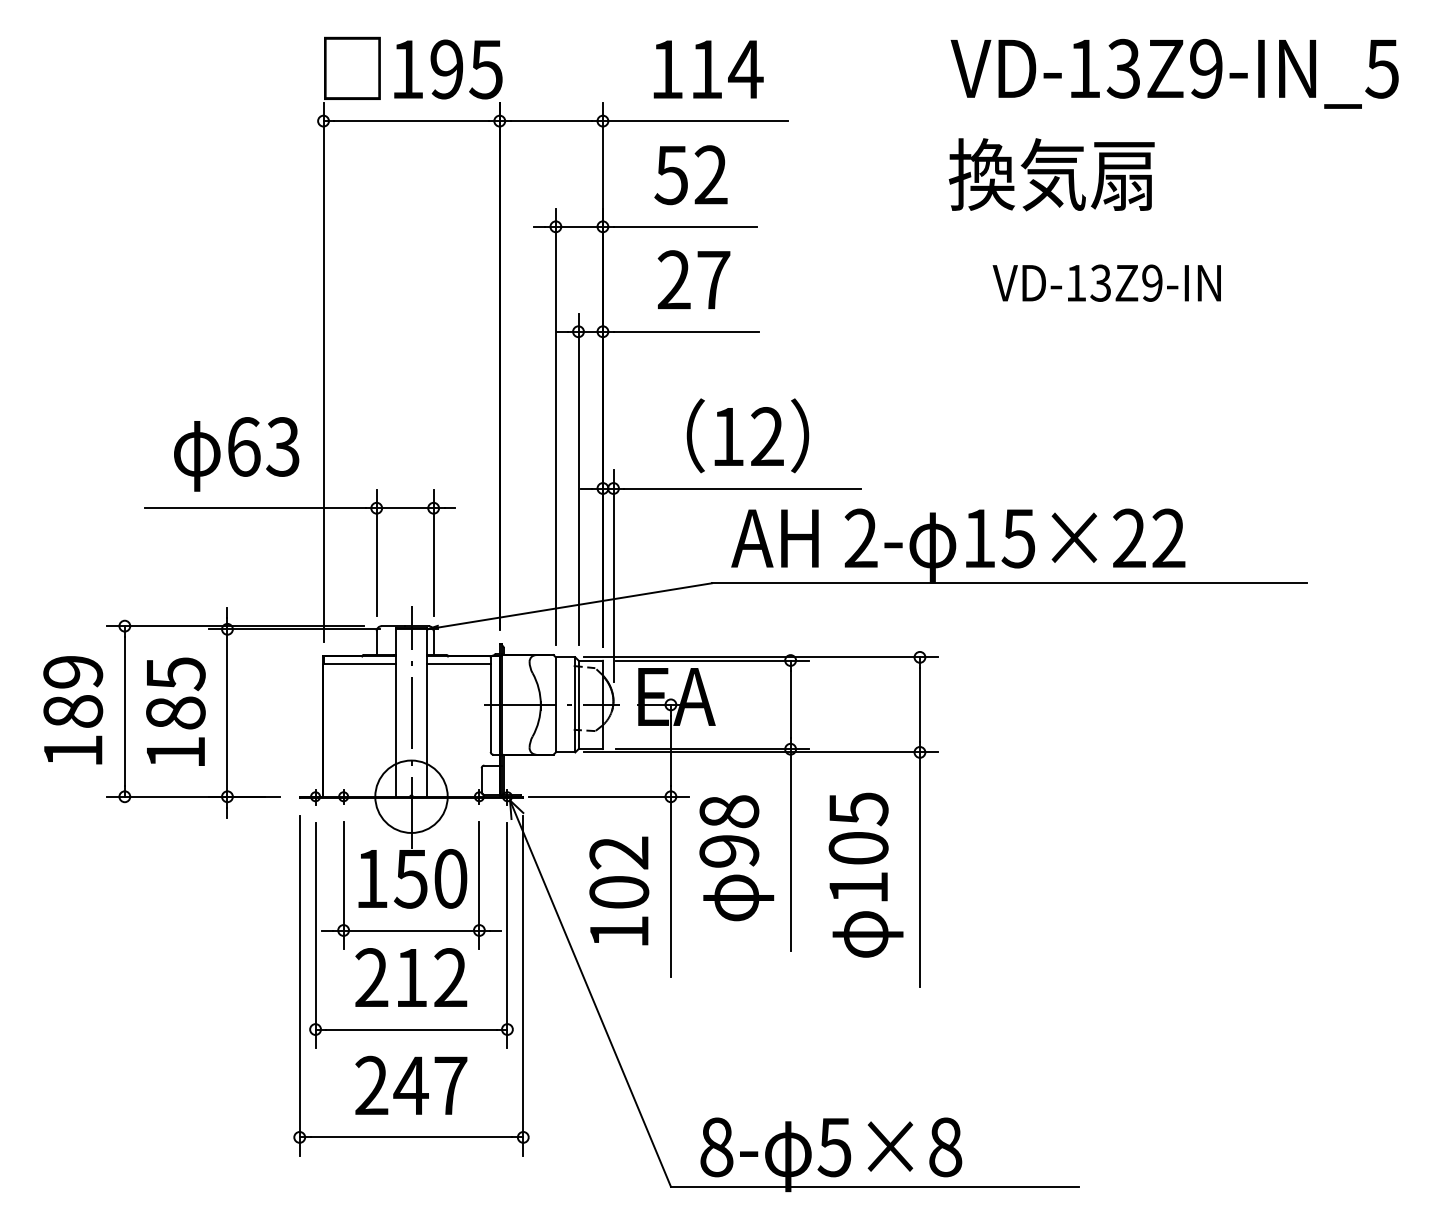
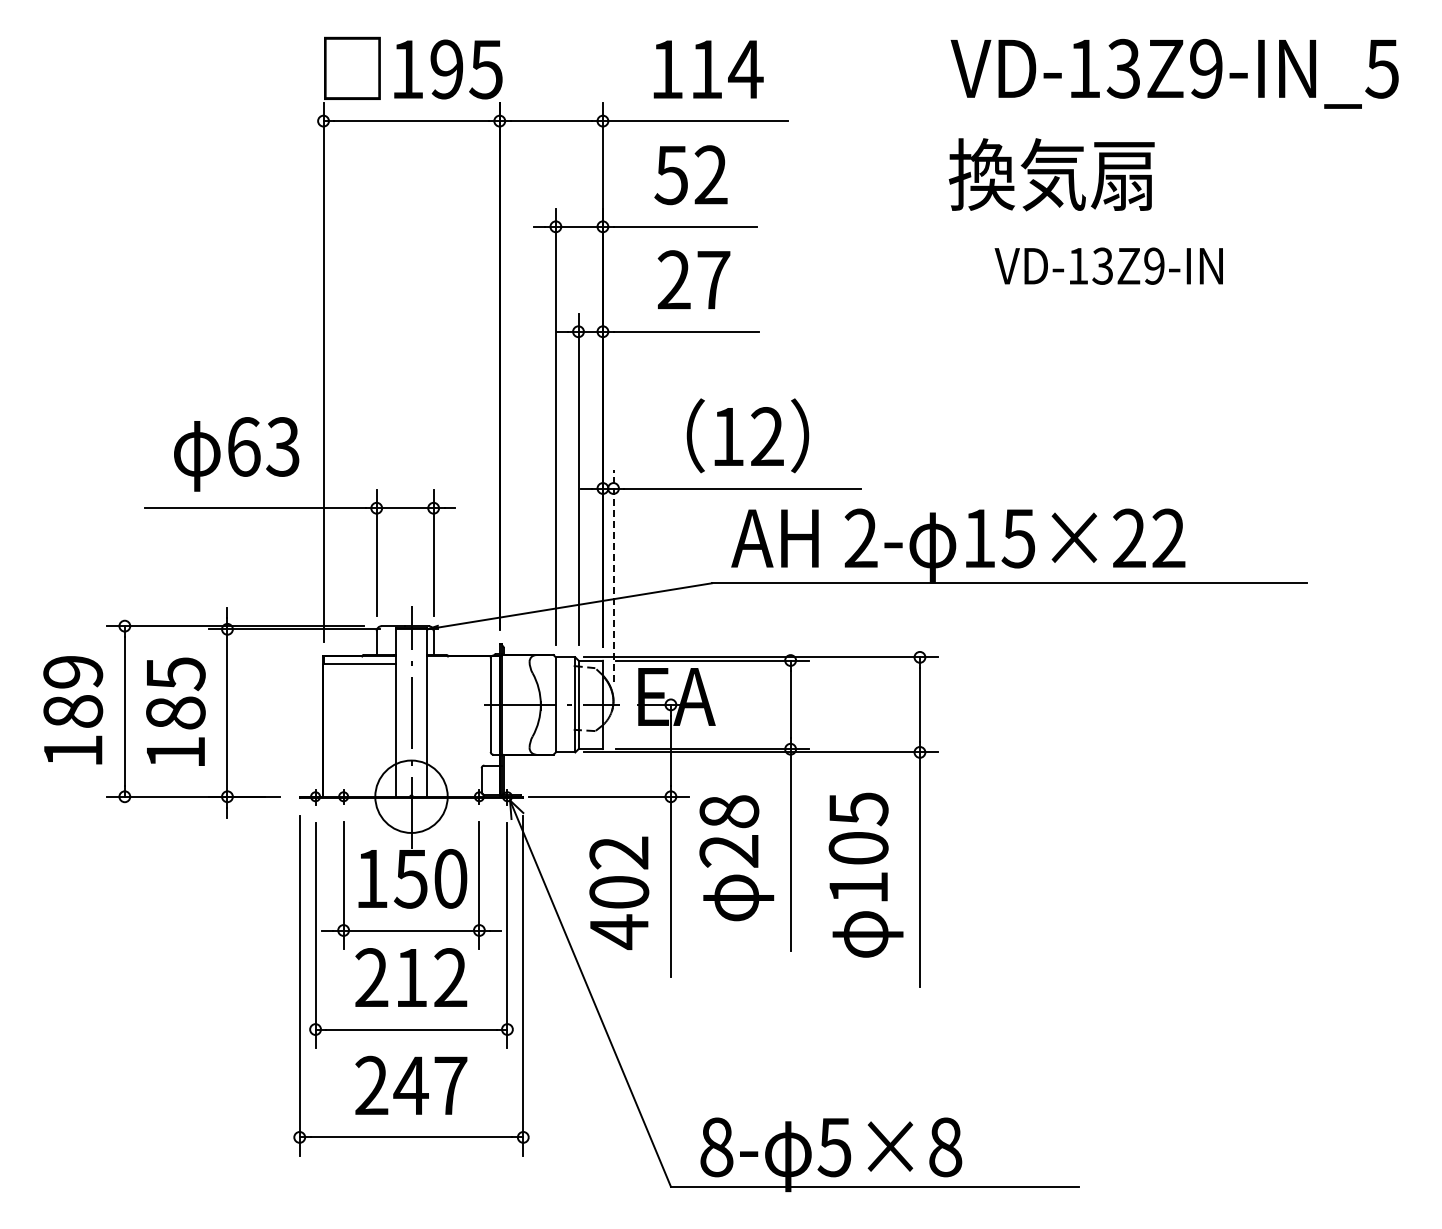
text position: (1106, 282) -> (1108, 265) (1108, 265)
line: solid -> dashed (613, 576)
line: present -> none (458, 663)
text: 98 -> 28 (729, 851)
text: 102 -> 402 (619, 932)
